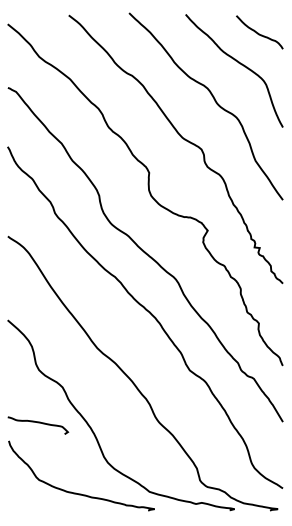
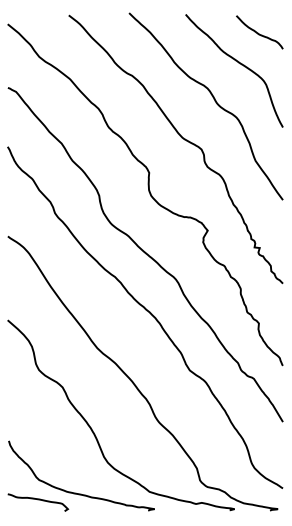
curve position: (38, 423) -> (38, 500) (38, 500)
